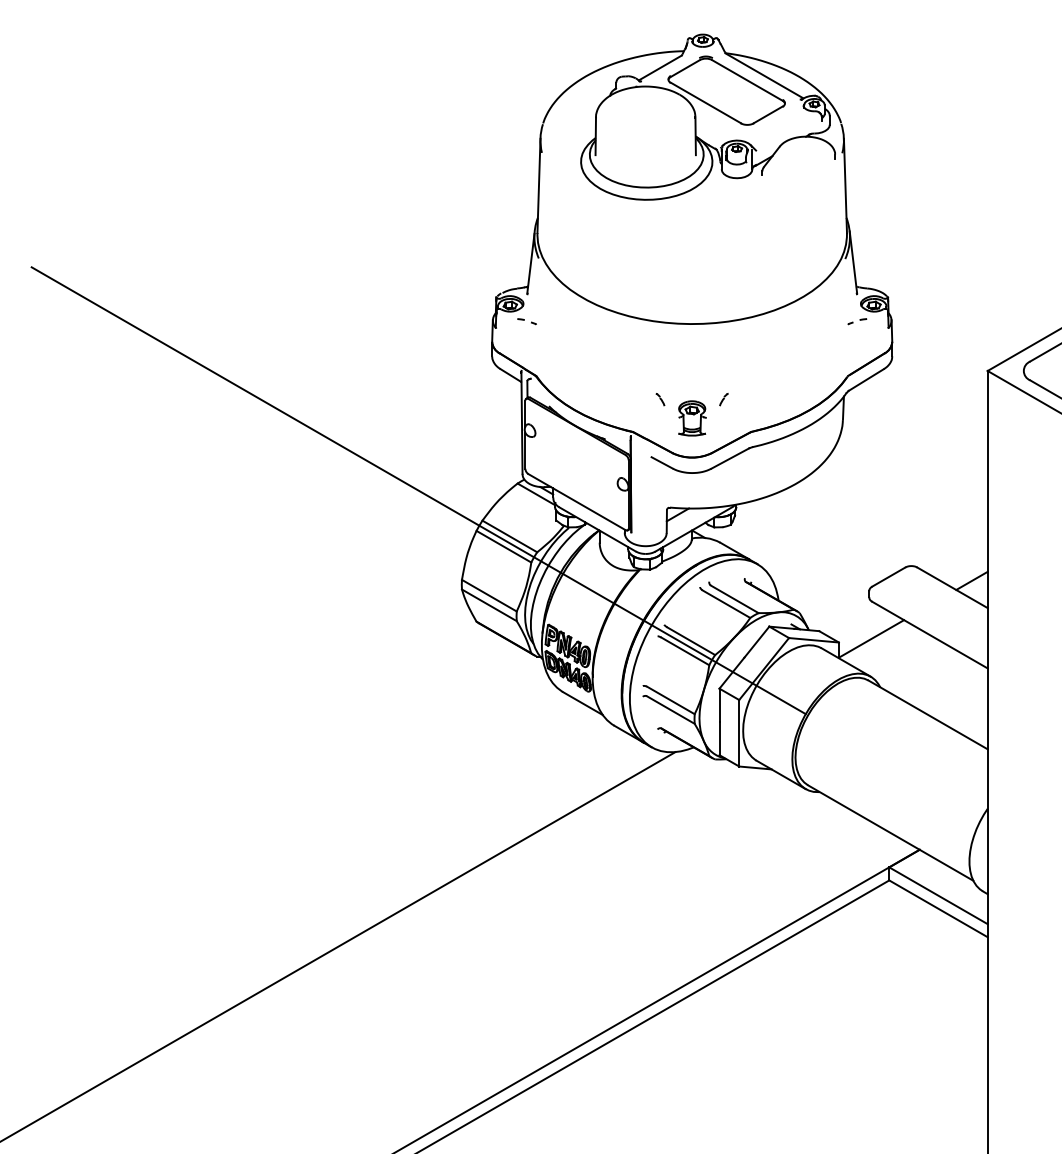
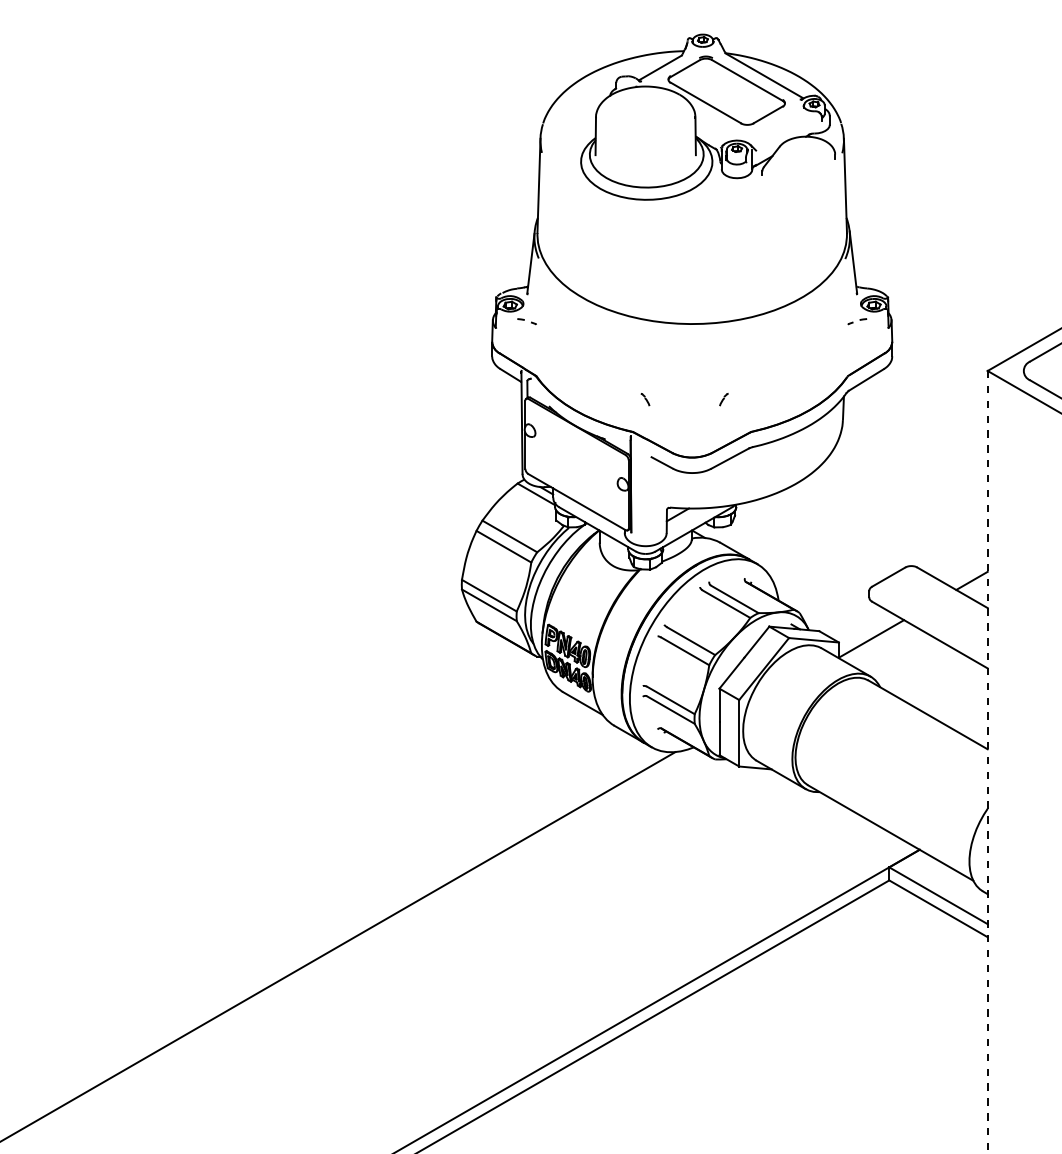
part position: (660, 399) -> (645, 399) (645, 399)
part: present -> none (692, 418)
line: present -> none (418, 490)
line: solid -> dashed (987, 762)
